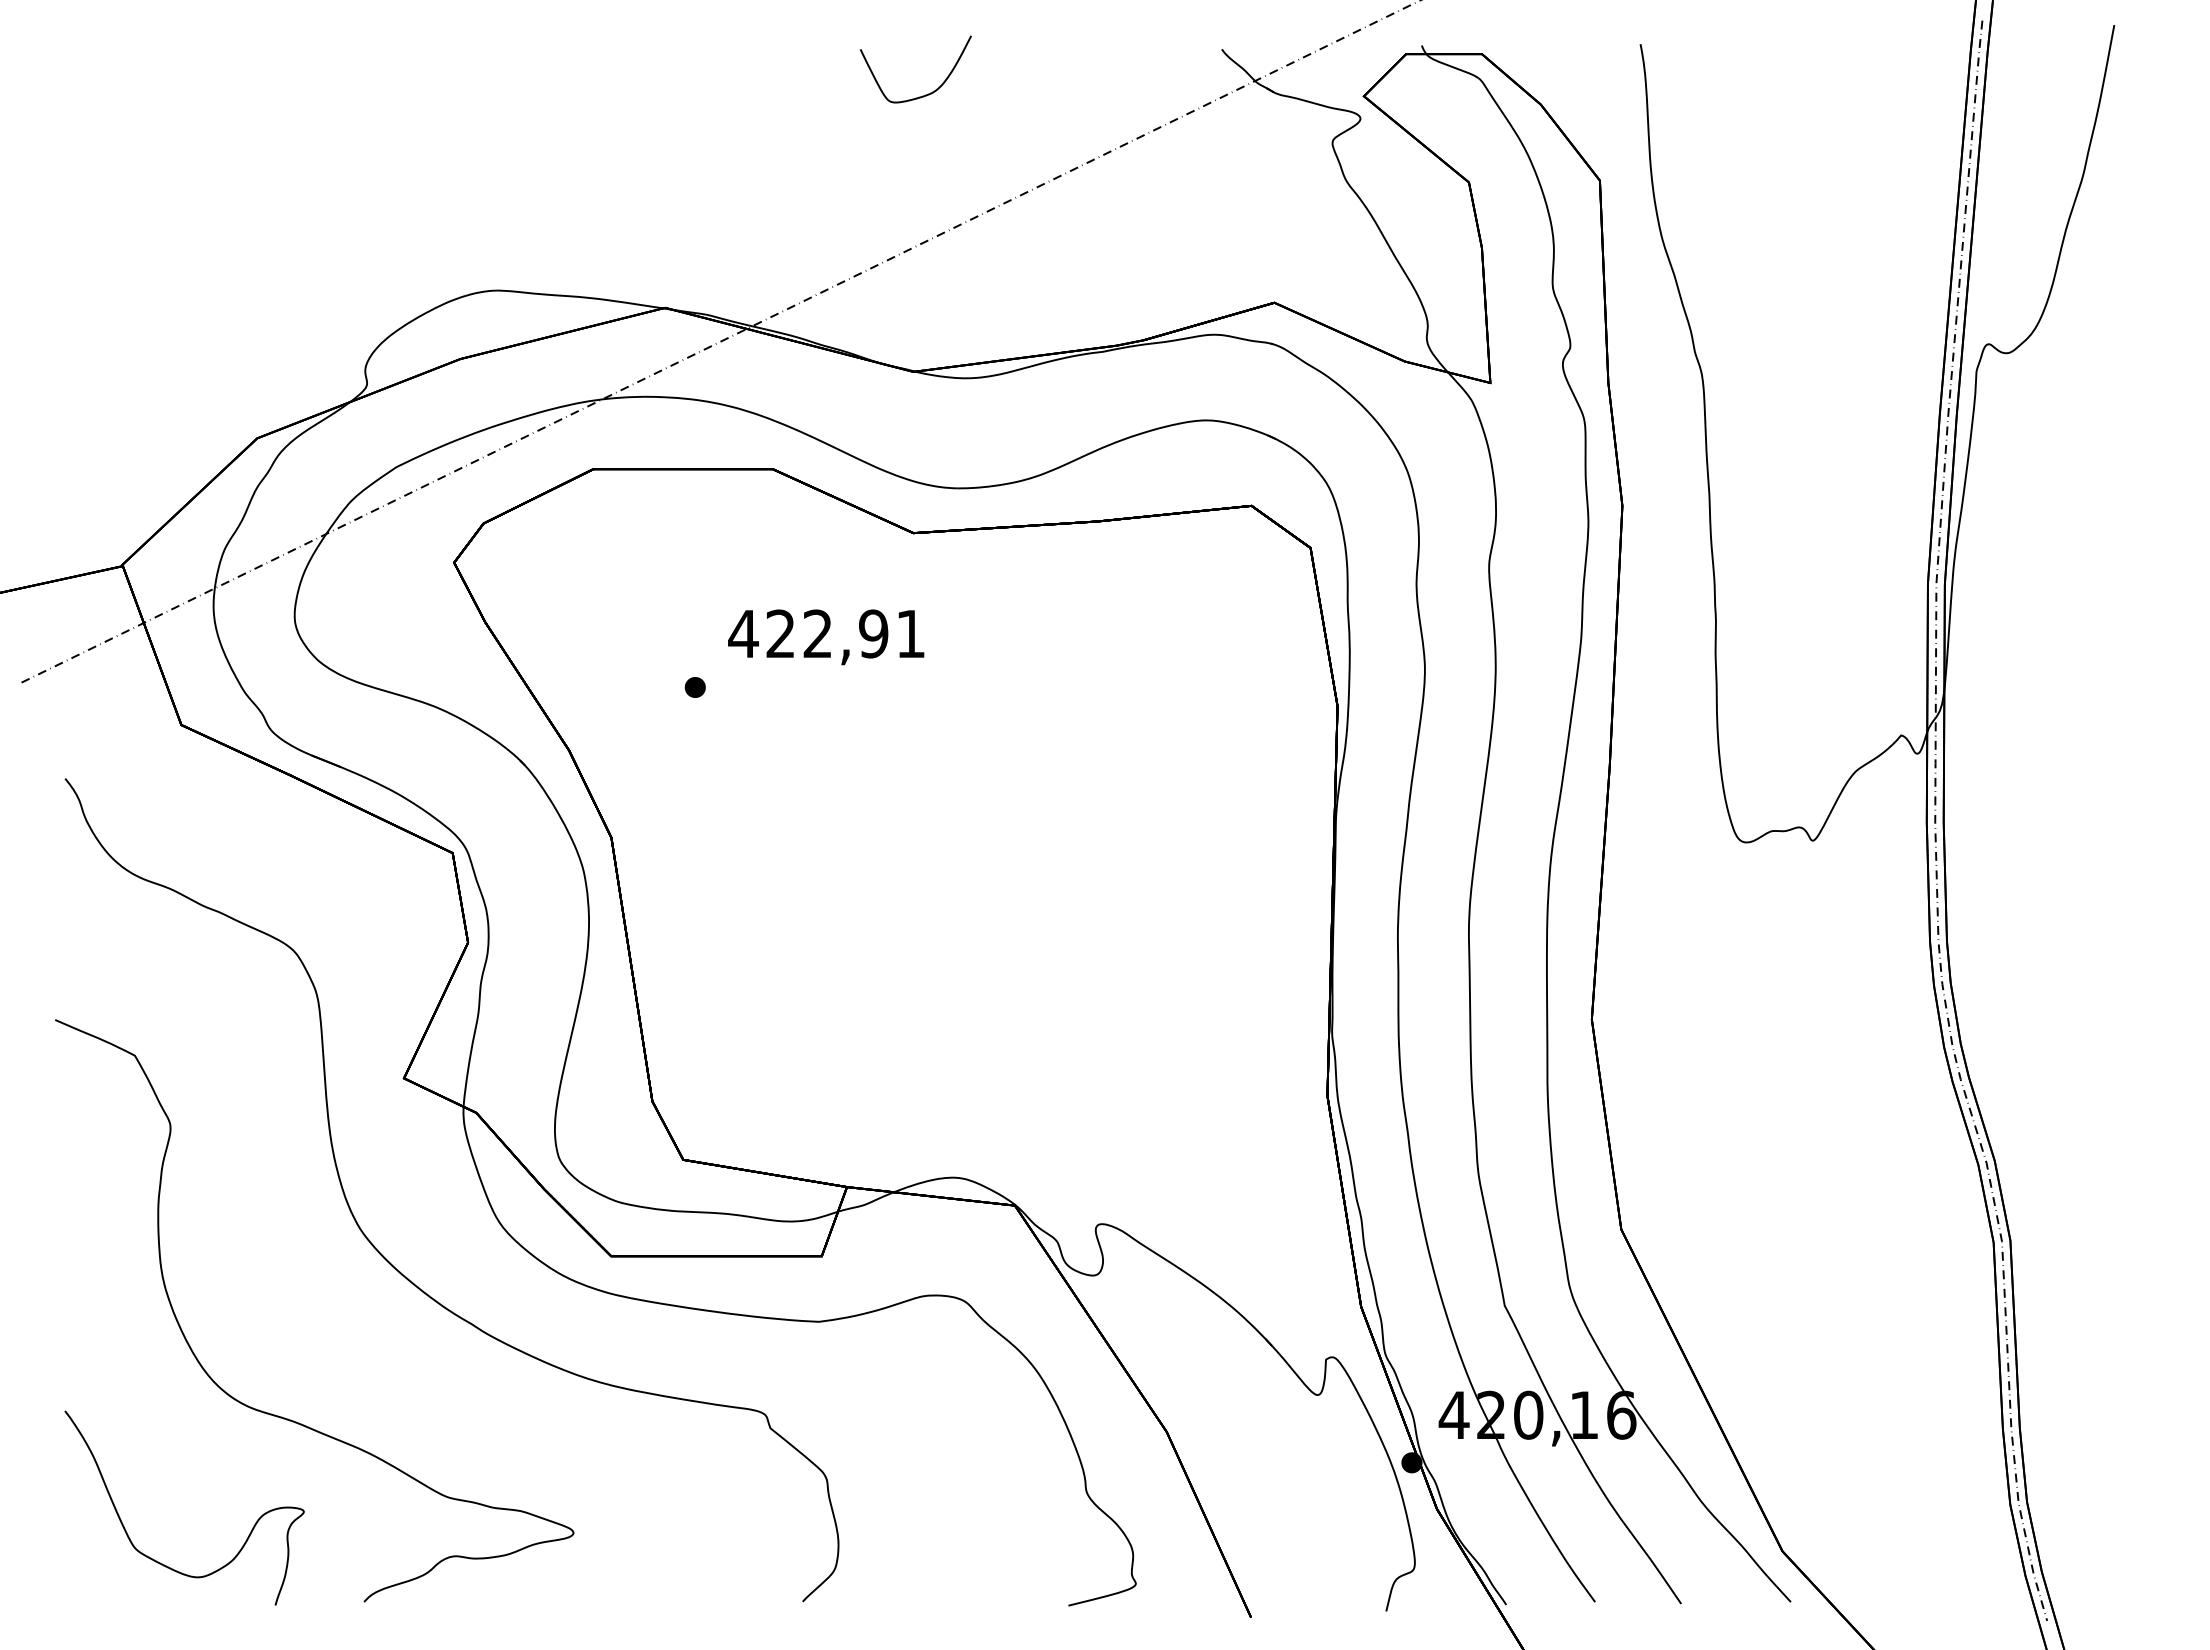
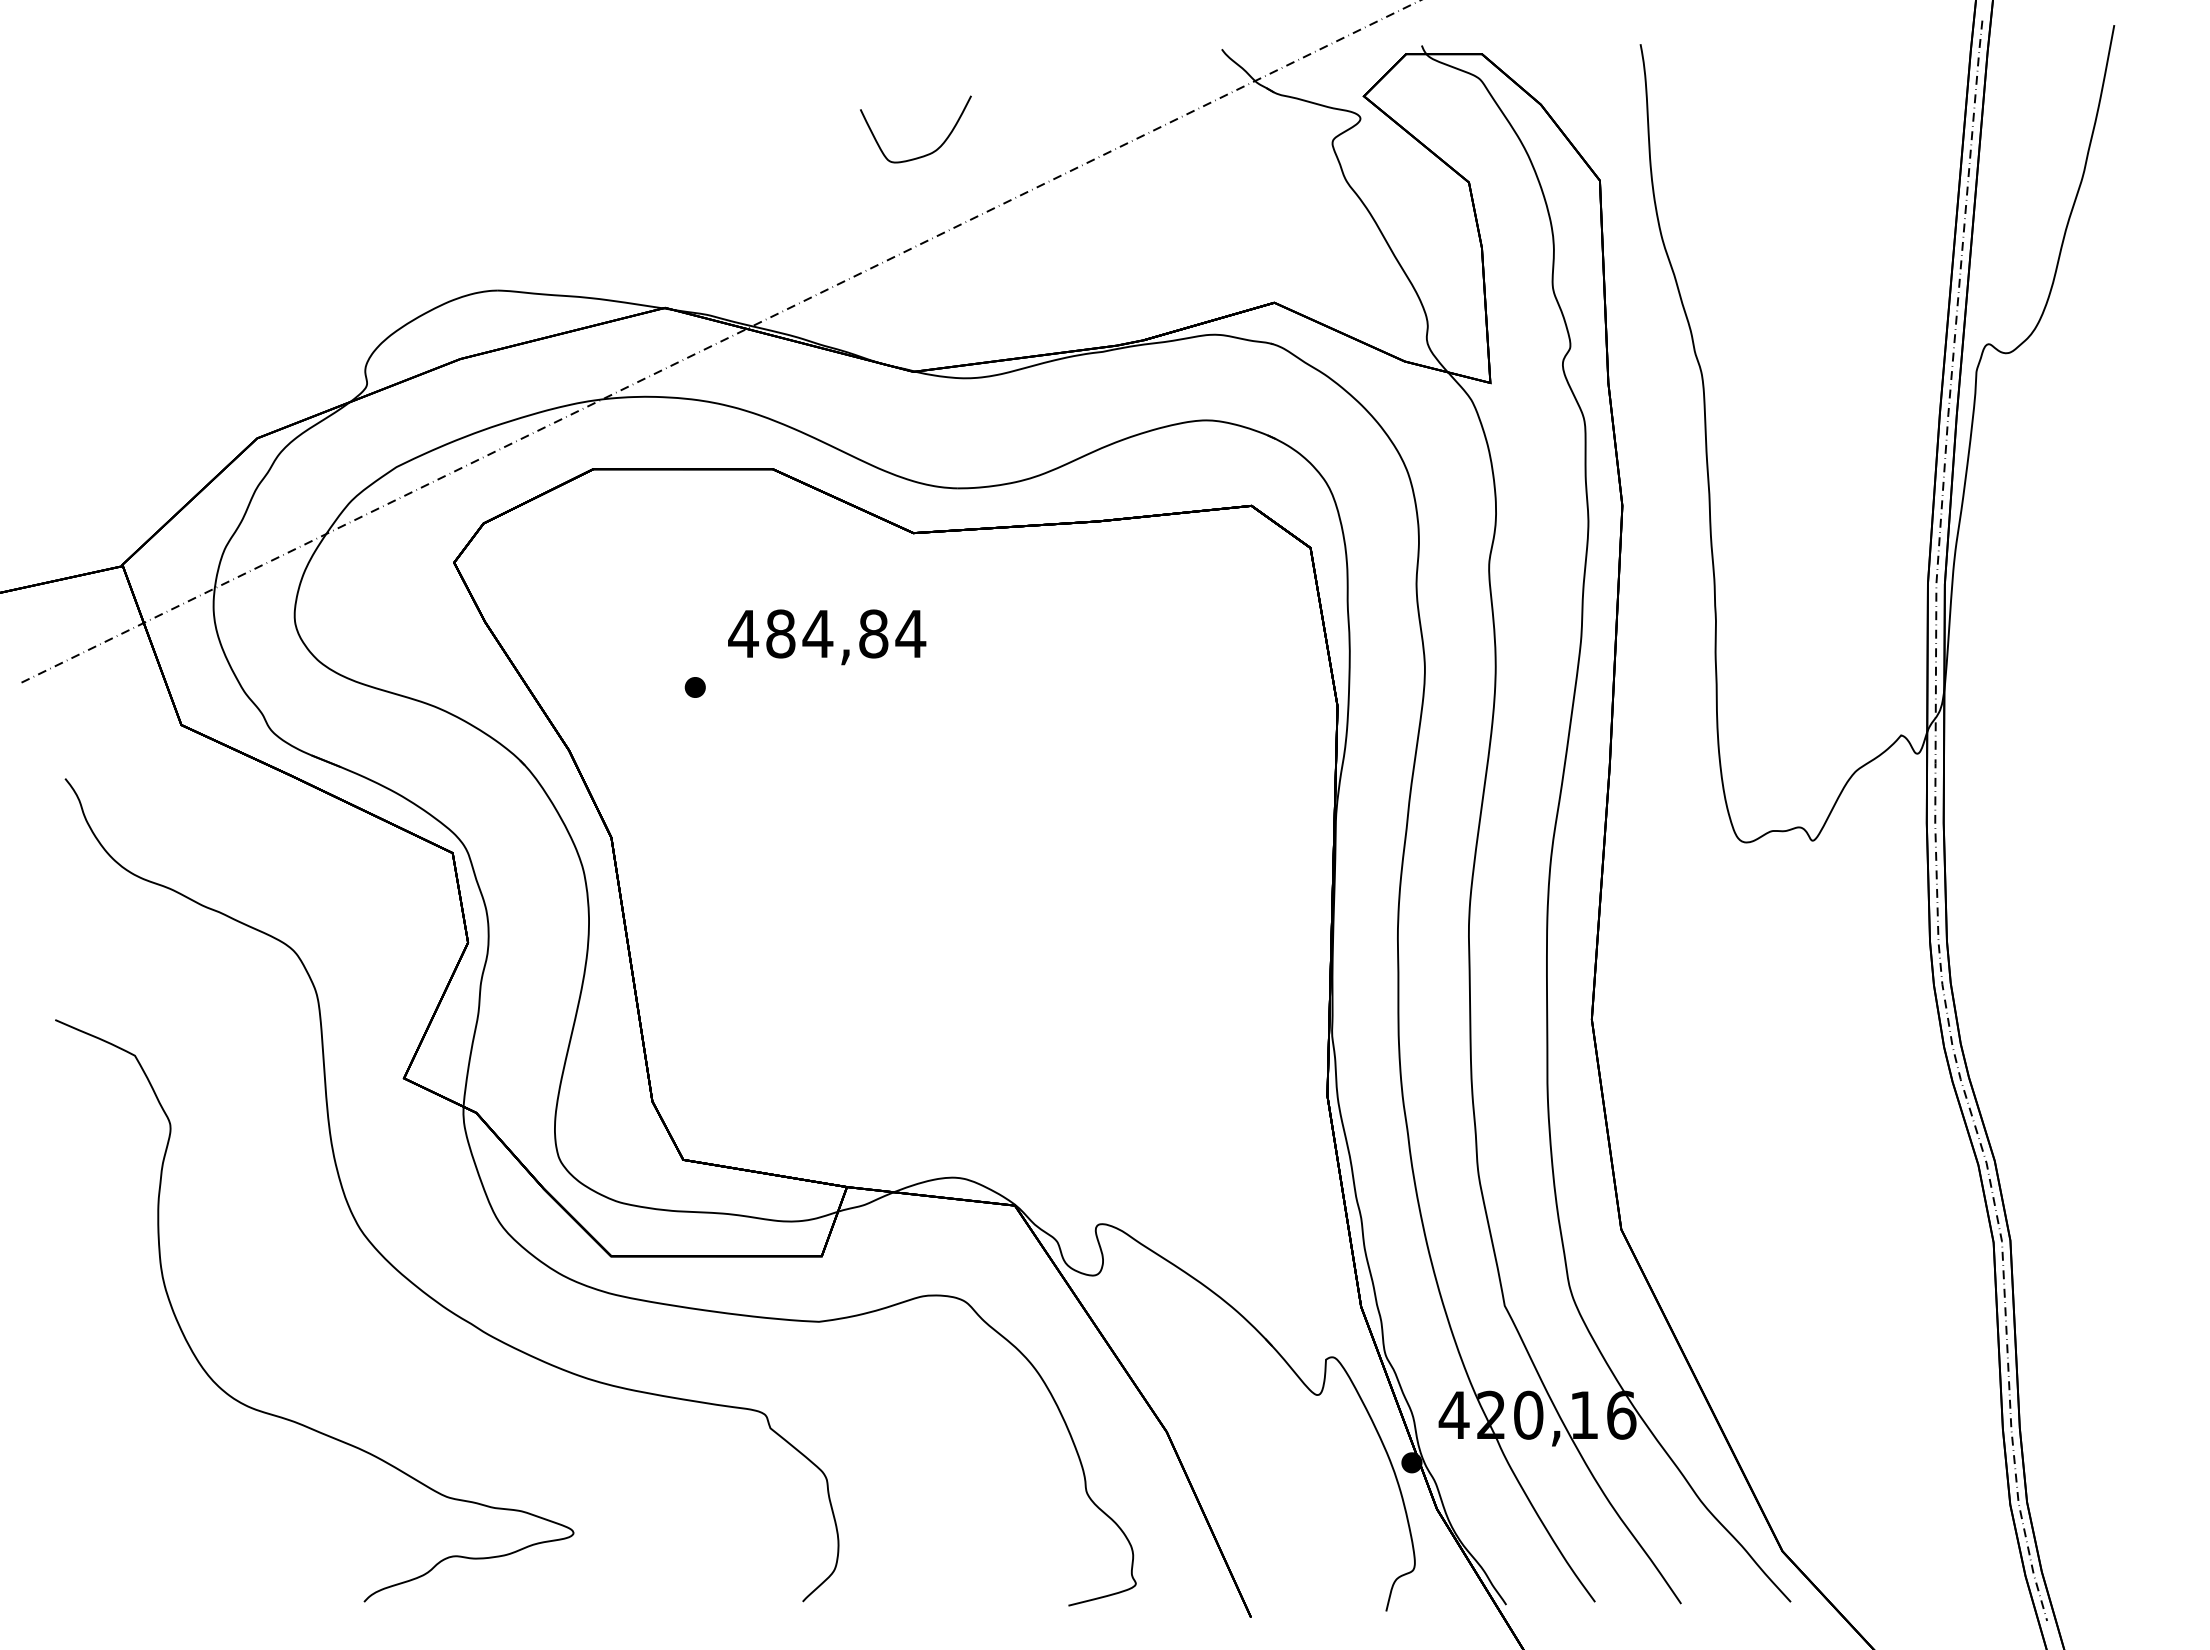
curve position: (925, 94) -> (925, 154) (925, 154)
text: 422,91 -> 484,84 (846, 633)
curve: present -> none (151, 1557)
